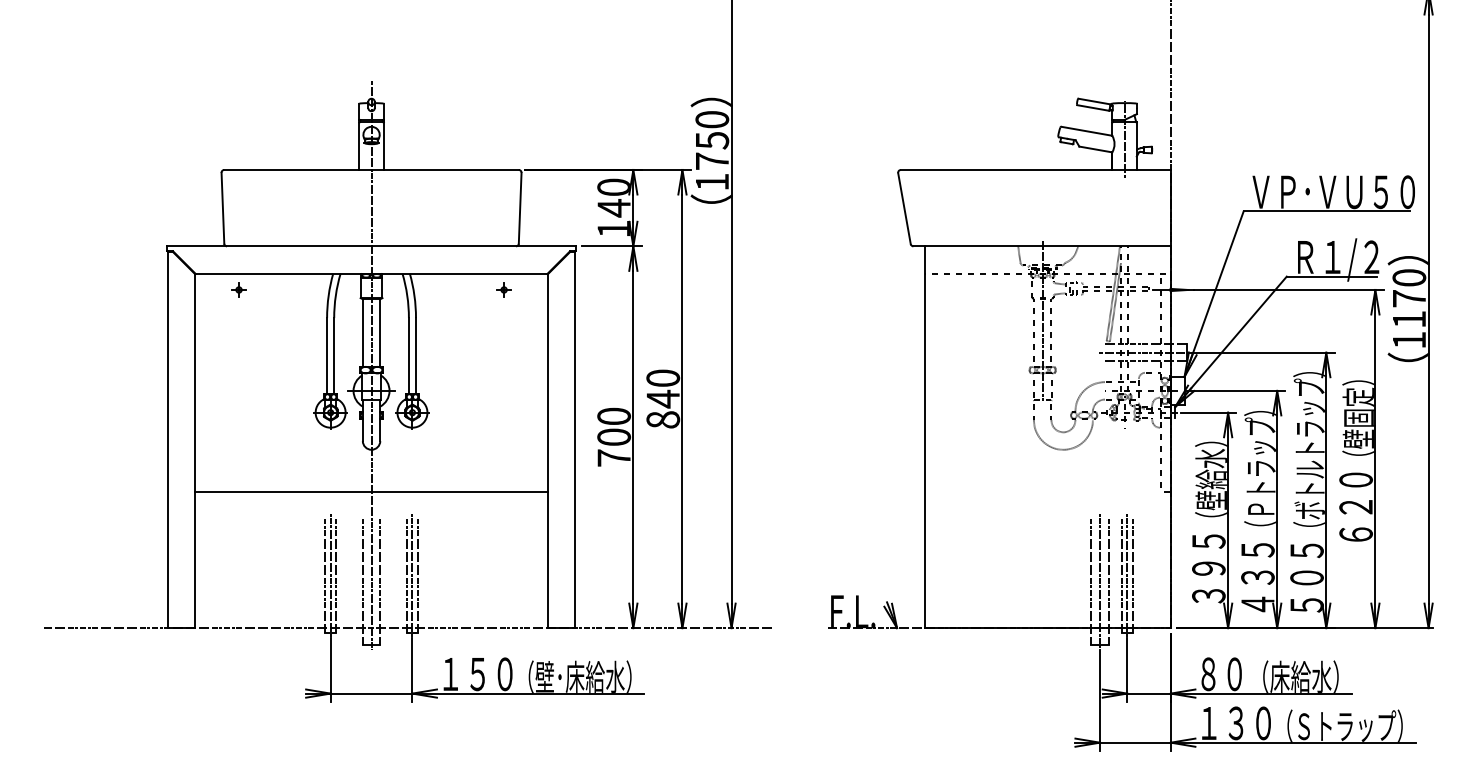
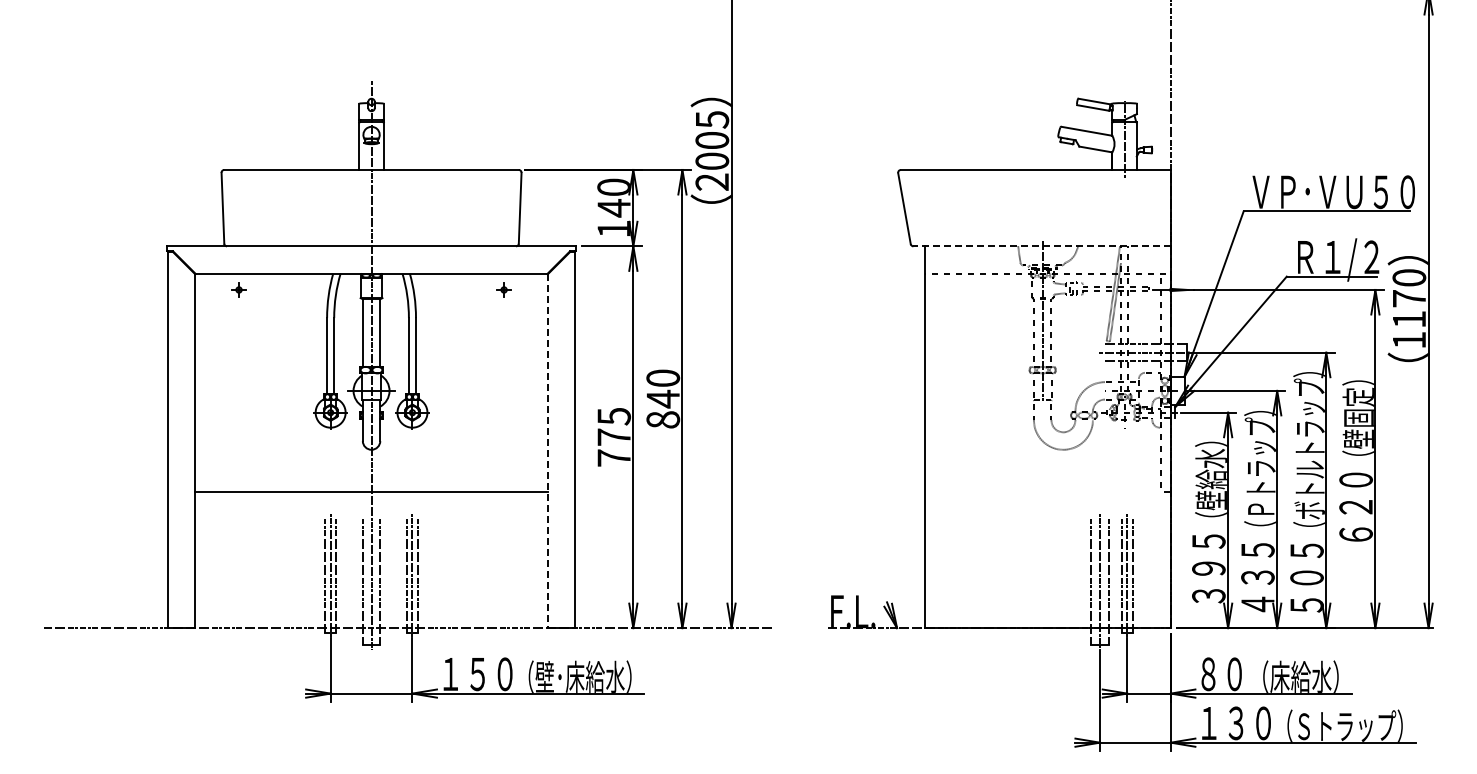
text: 1750 -> 2005 (712, 150)
line: solid -> dashed (1042, 246)
text: 700 -> 775 (614, 426)
line: solid -> dashed (547, 451)
